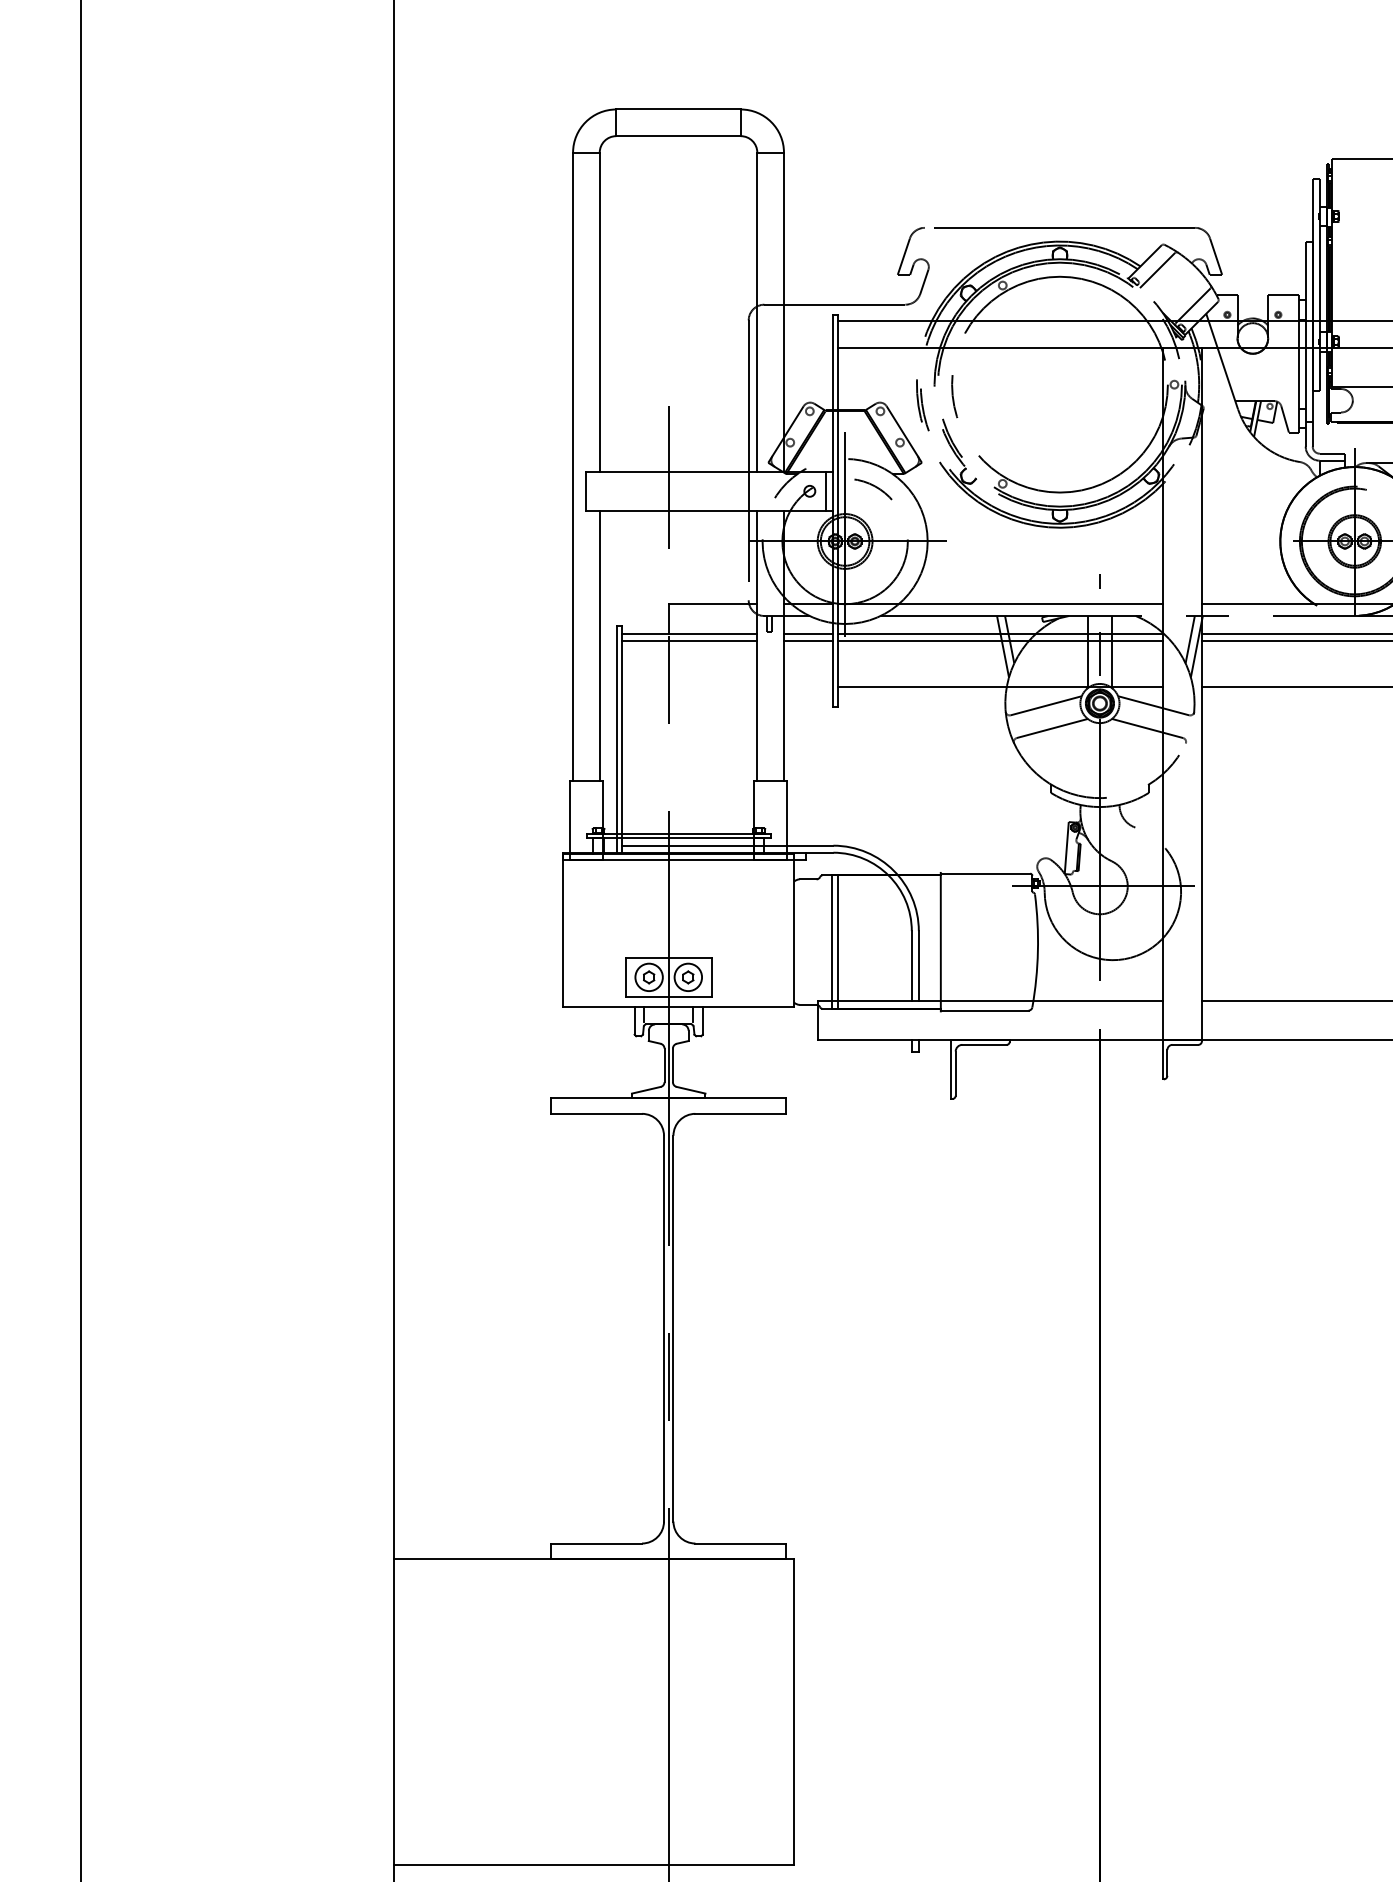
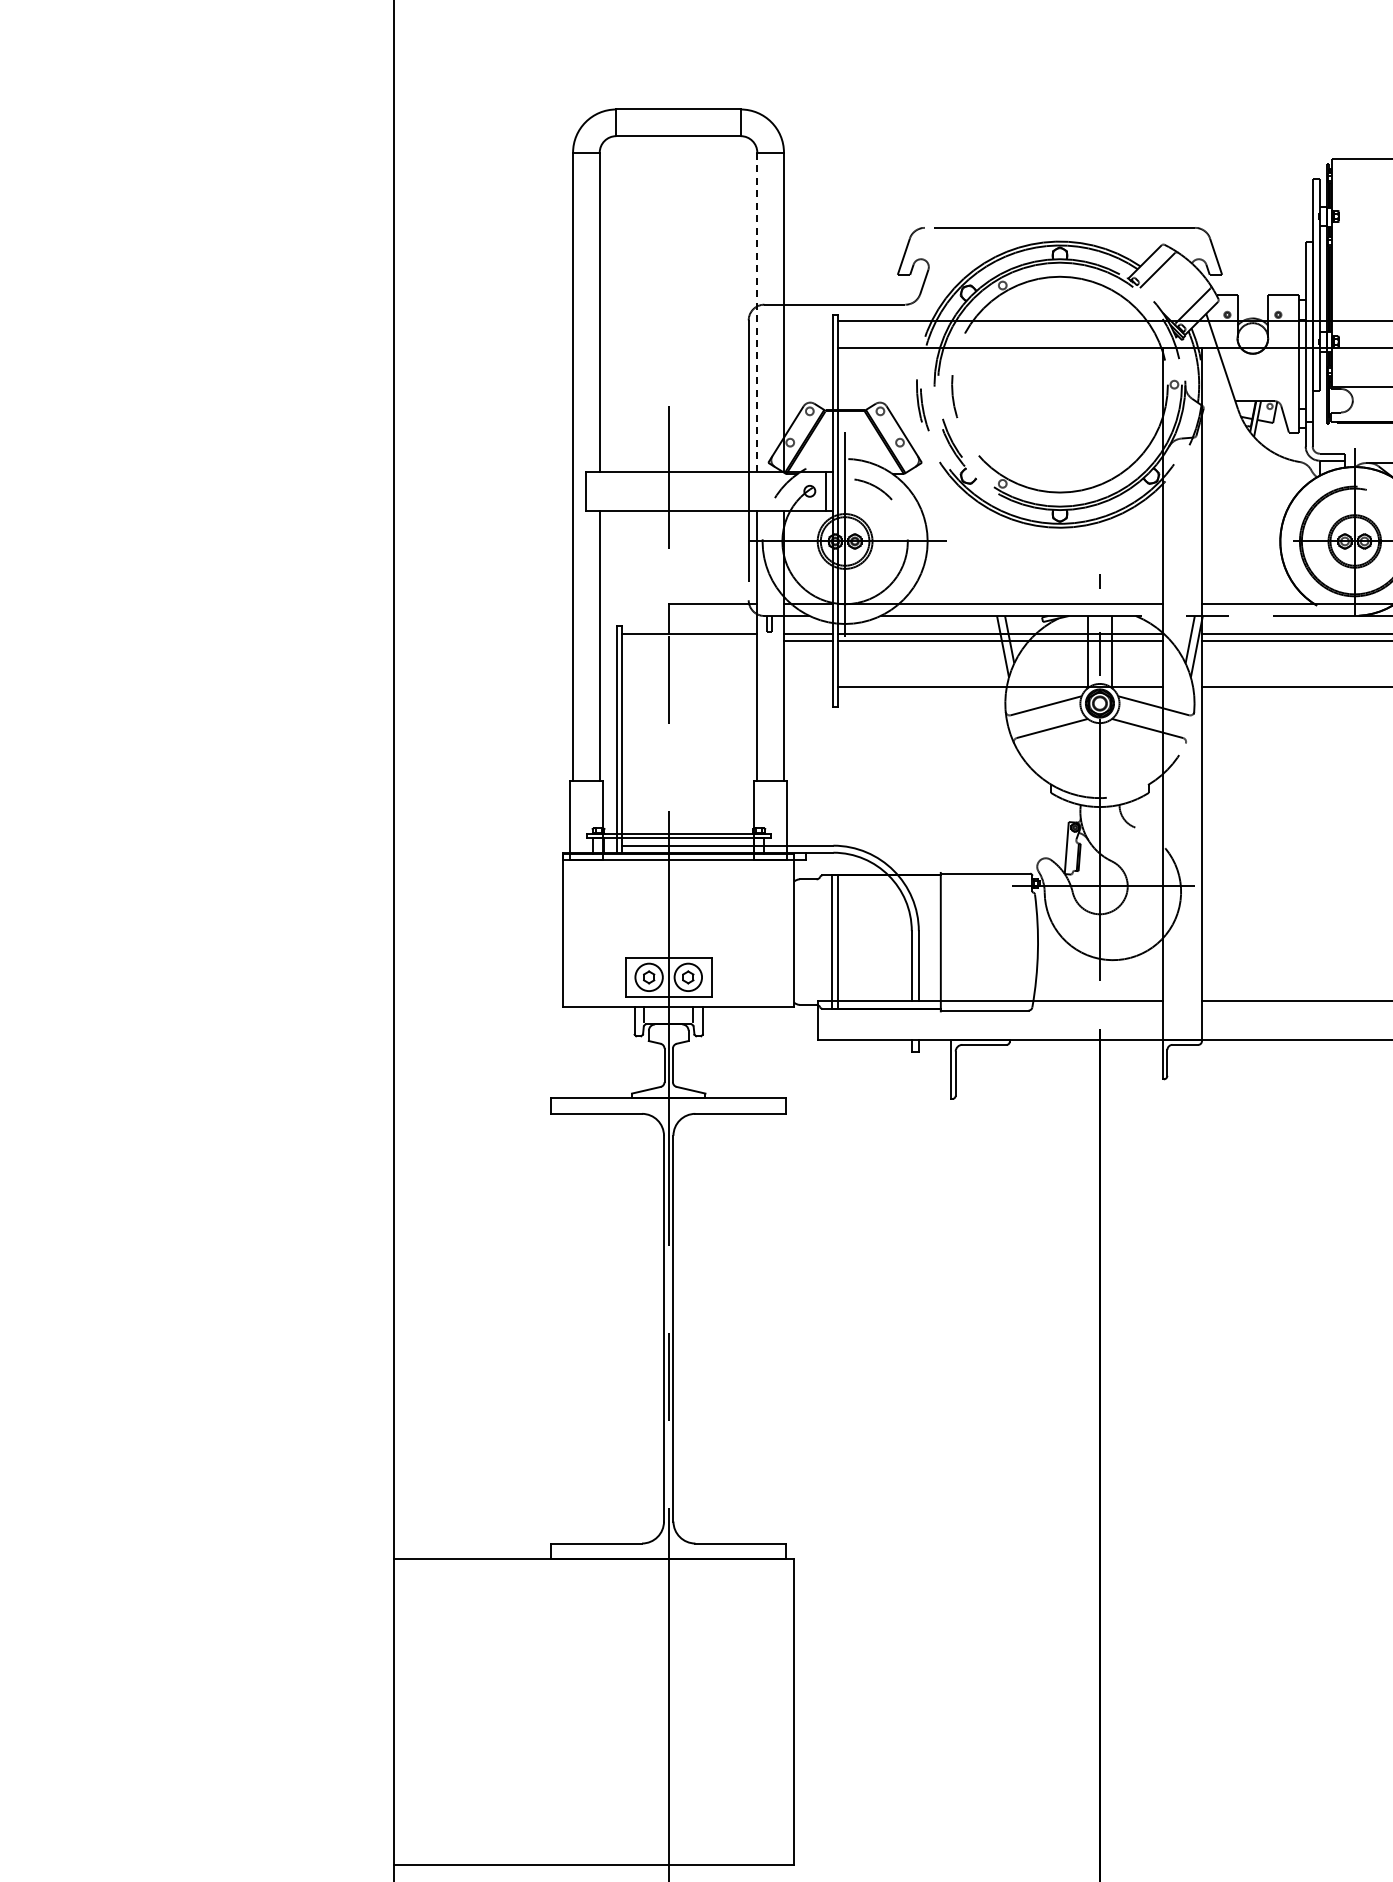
line: solid -> dashed (757, 312)
line: present -> none (689, 641)
line: present -> none (80, 940)
